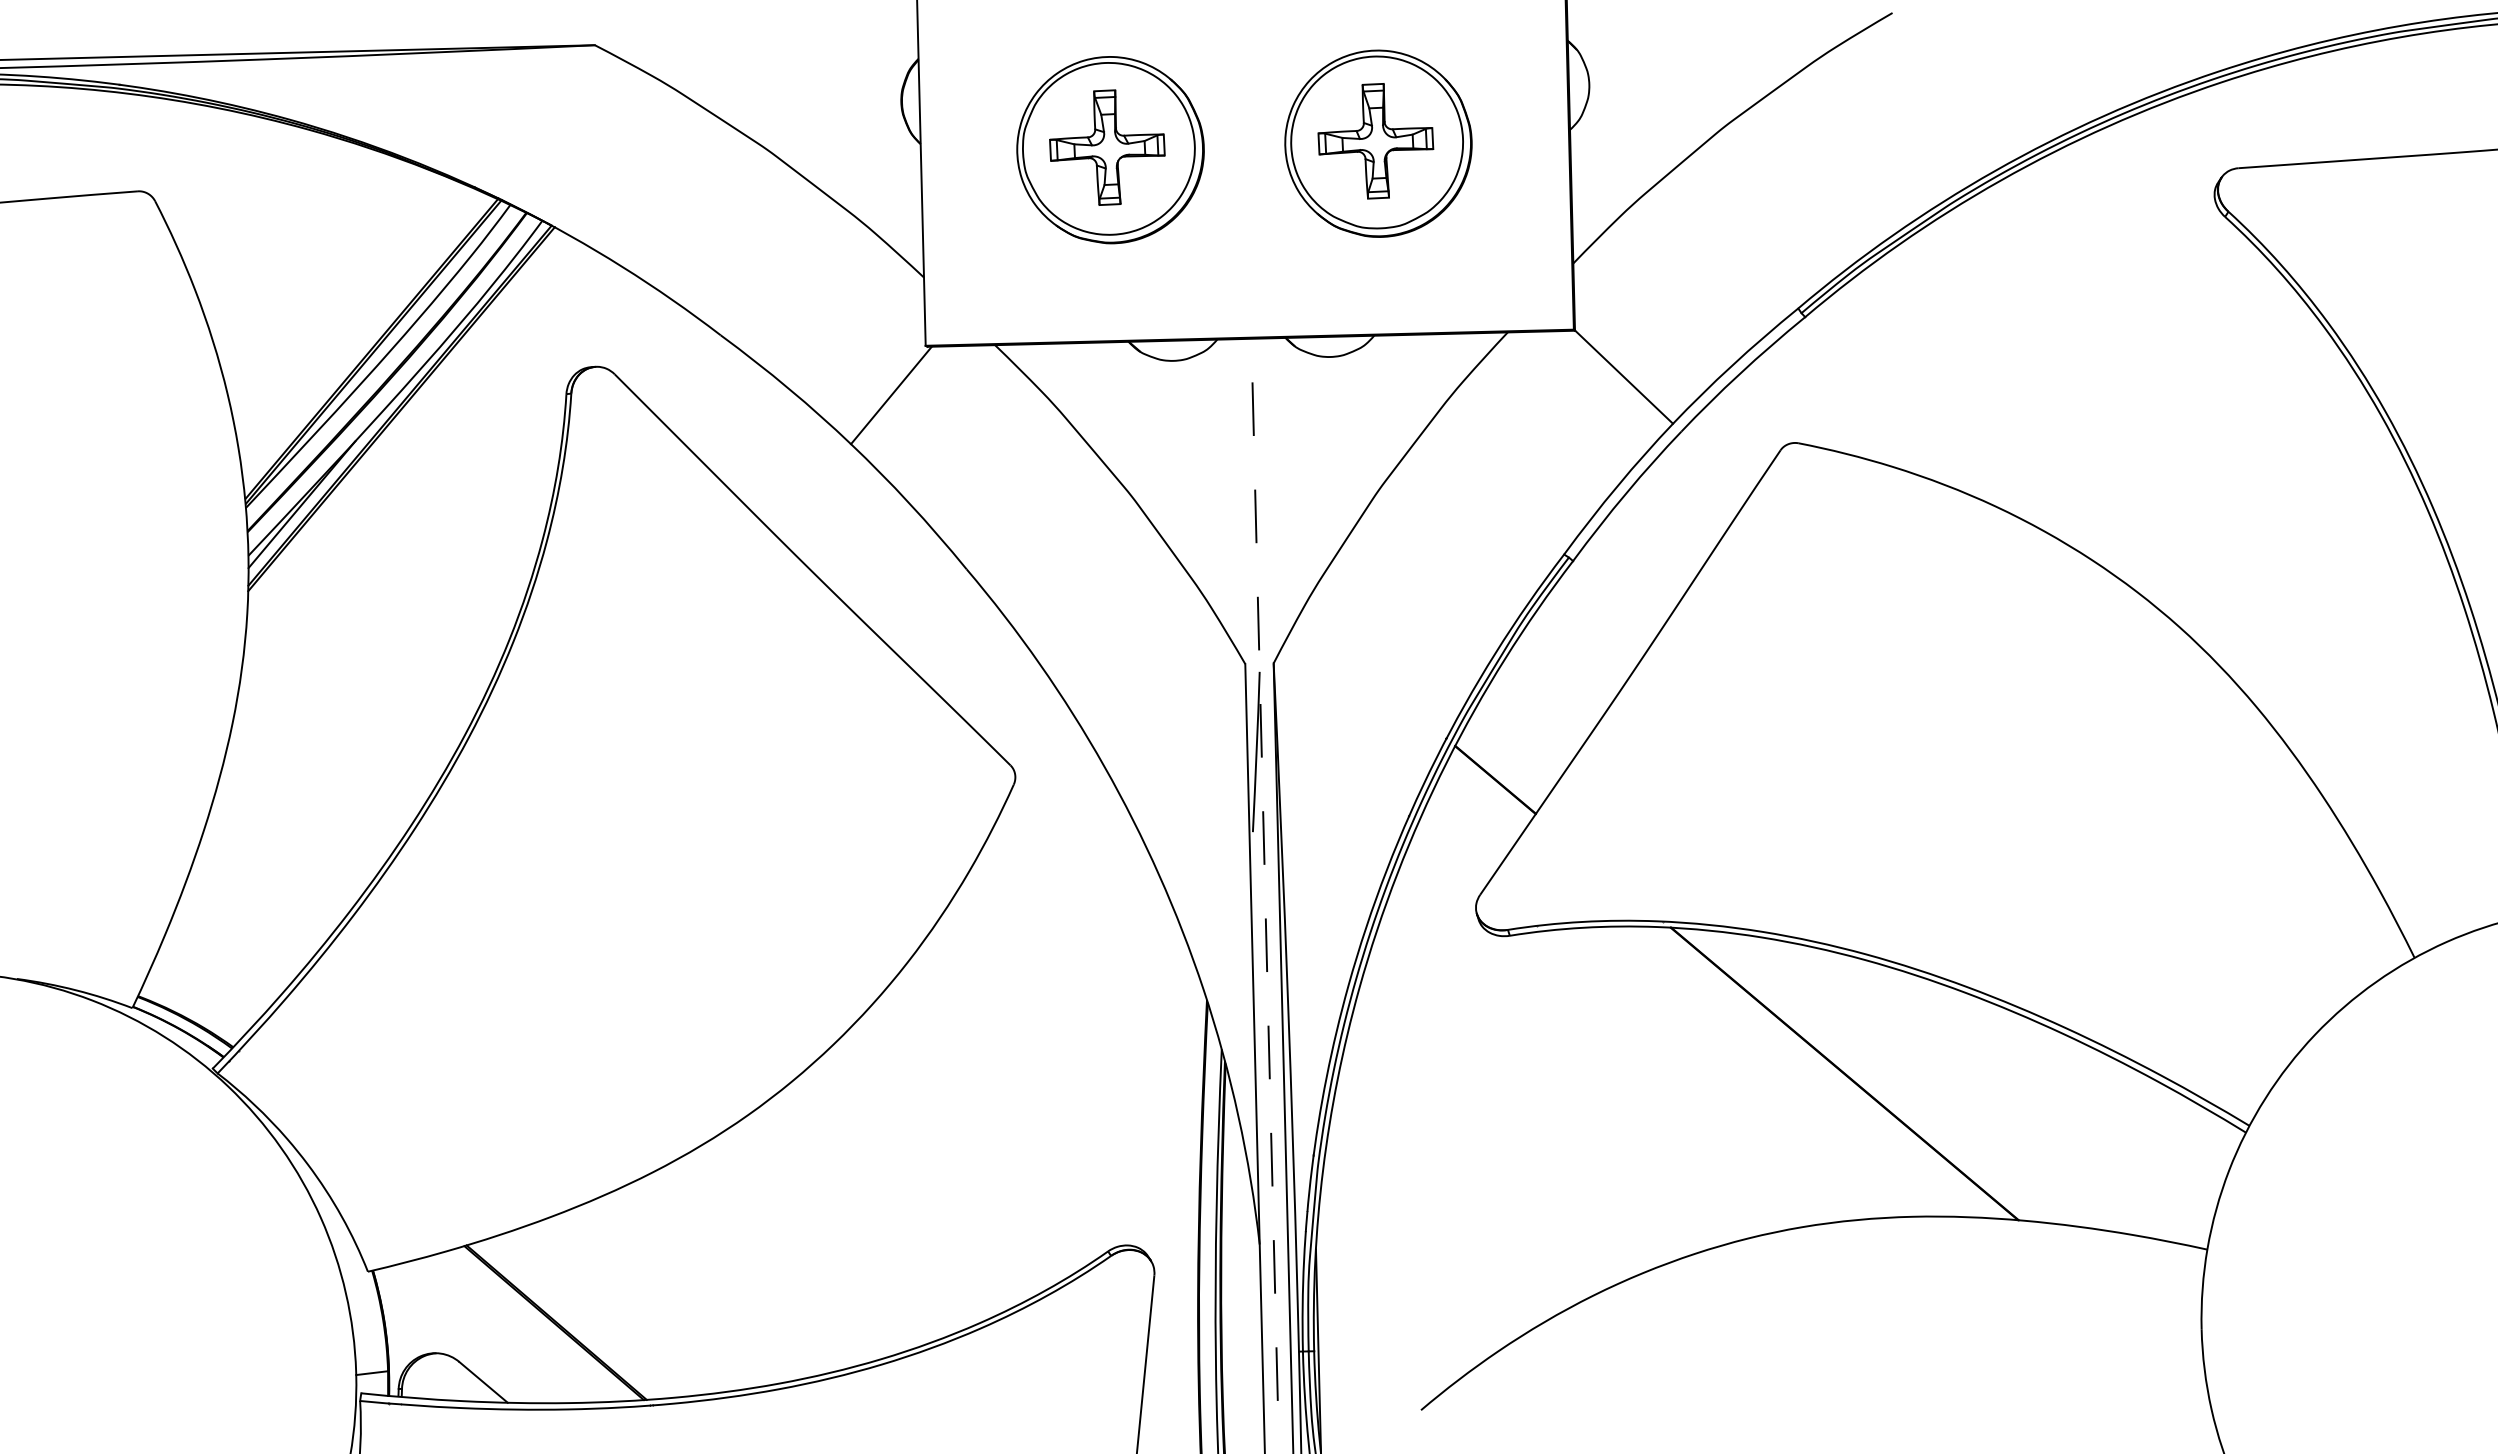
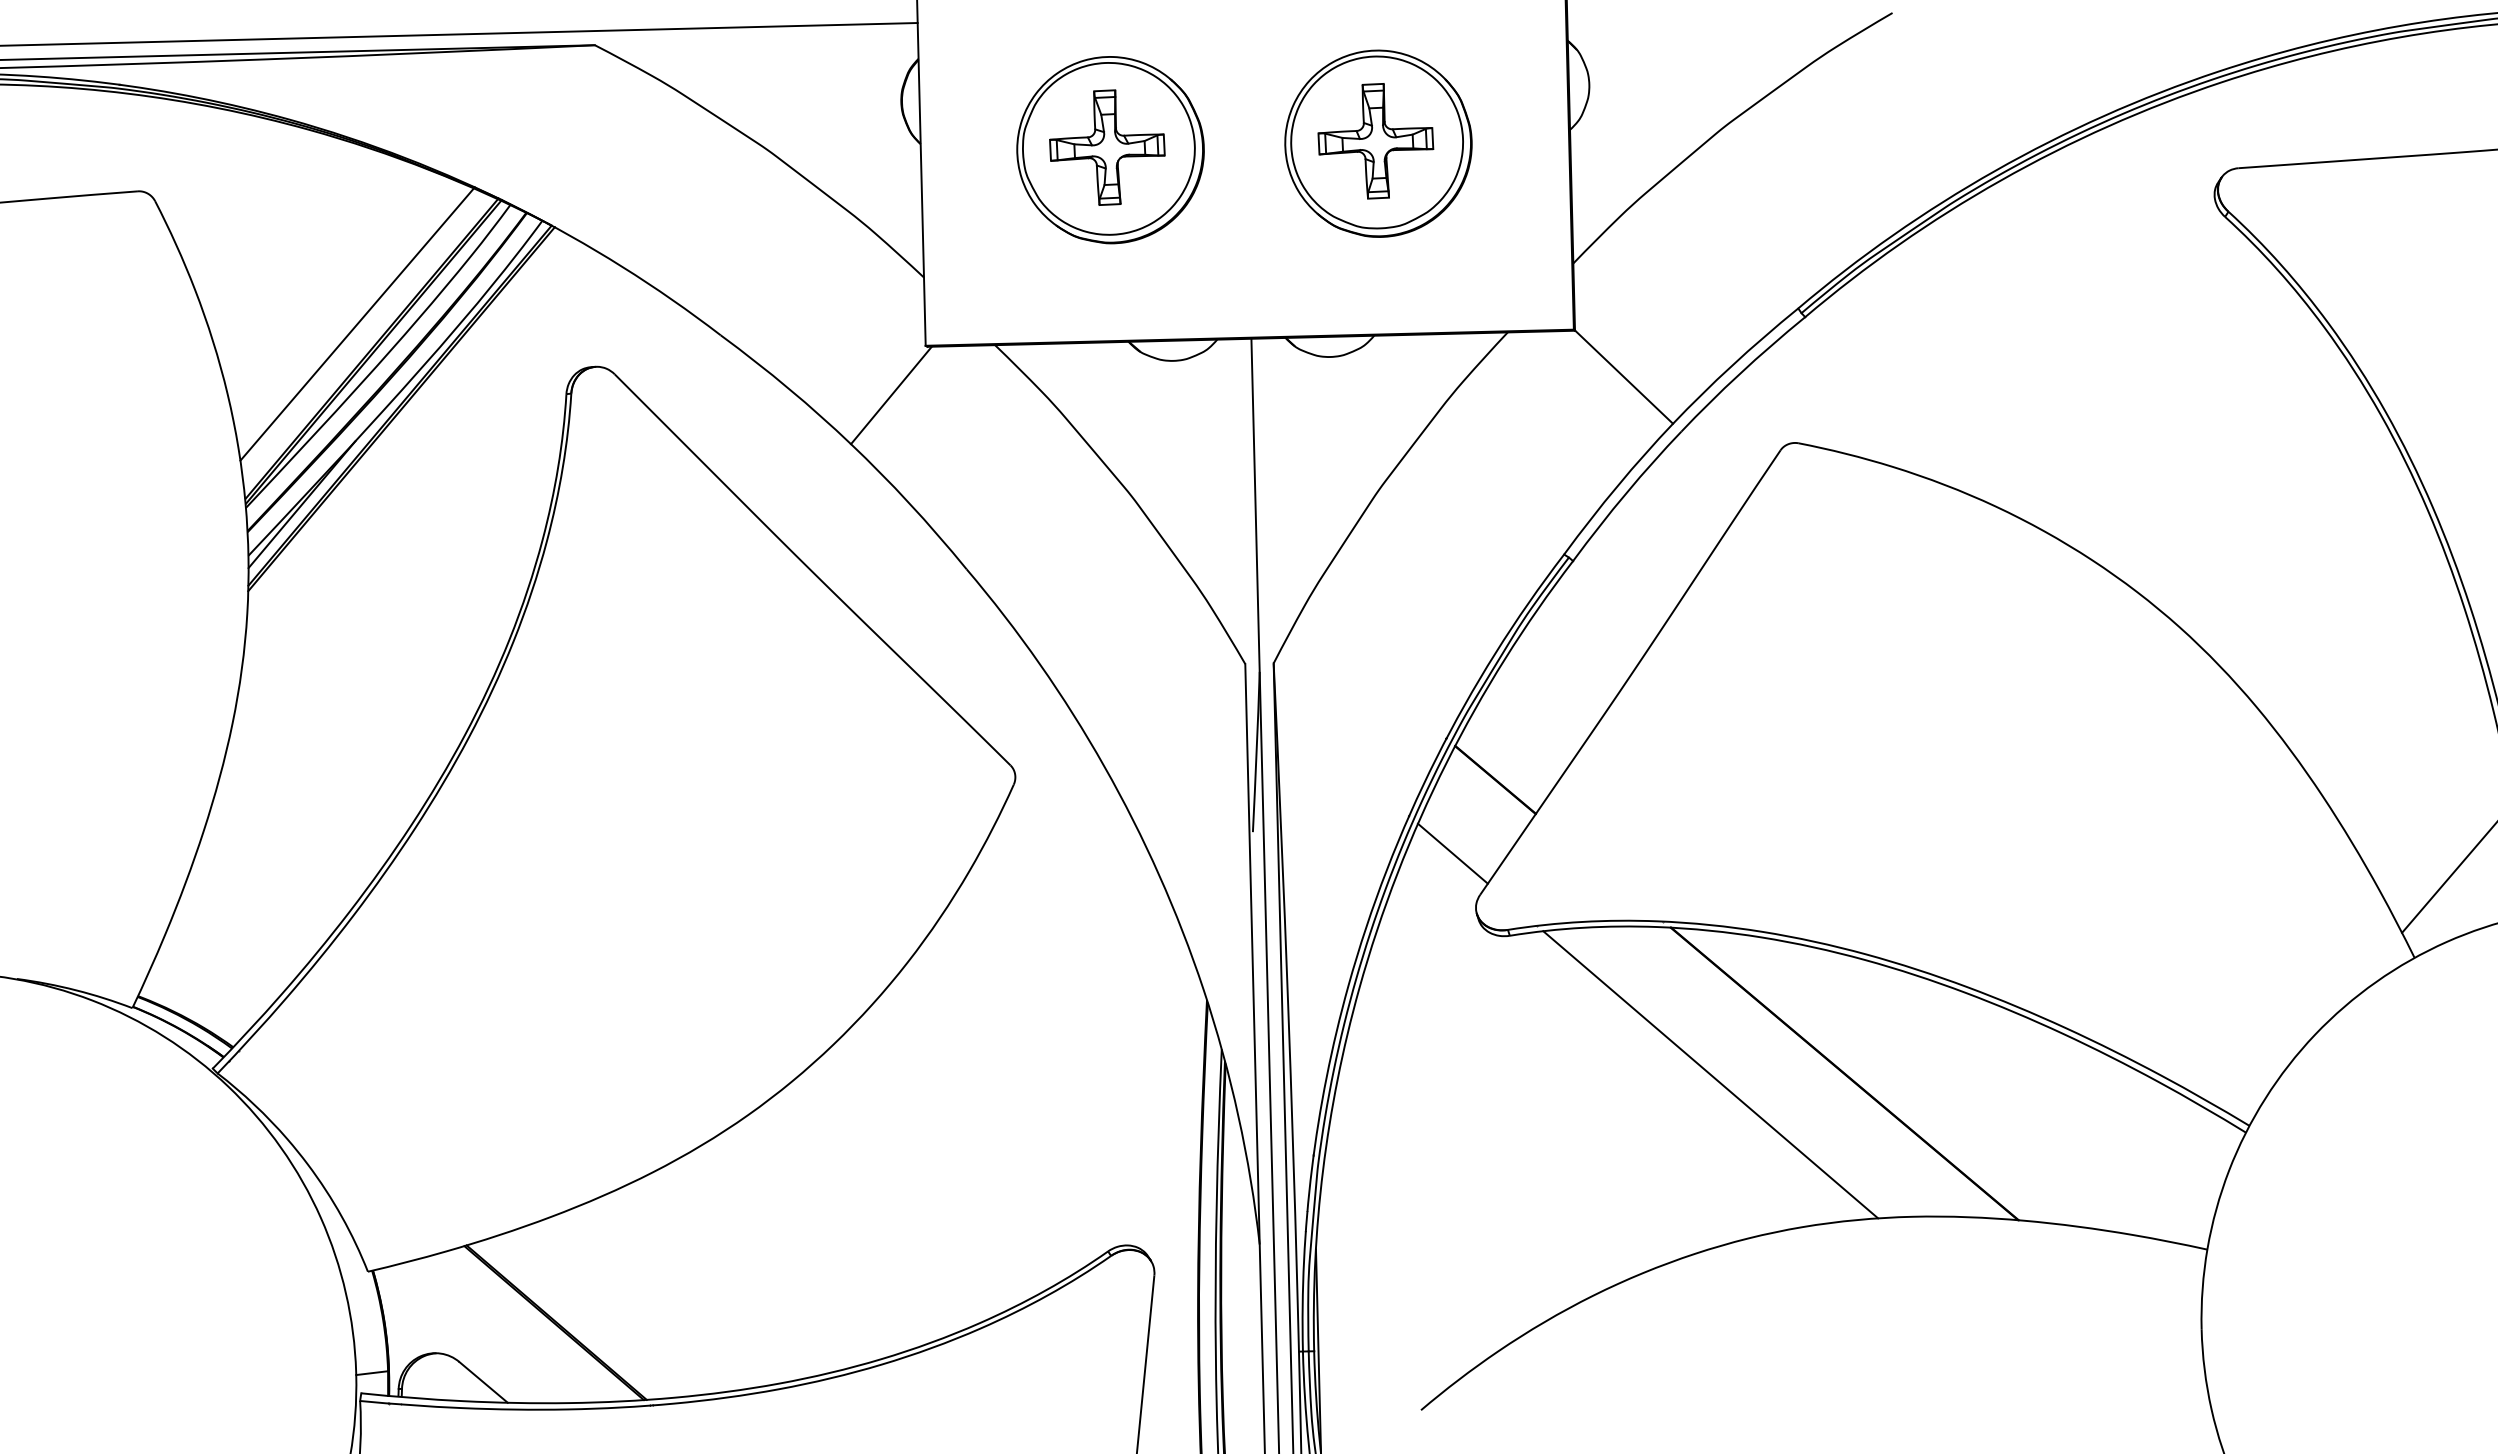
line: none -> present (459, 34)
line: none -> present (356, 324)
line: none -> present (1452, 853)
line: none -> present (2448, 878)
line: dashed -> solid (1265, 895)
line: none -> present (1710, 1074)
